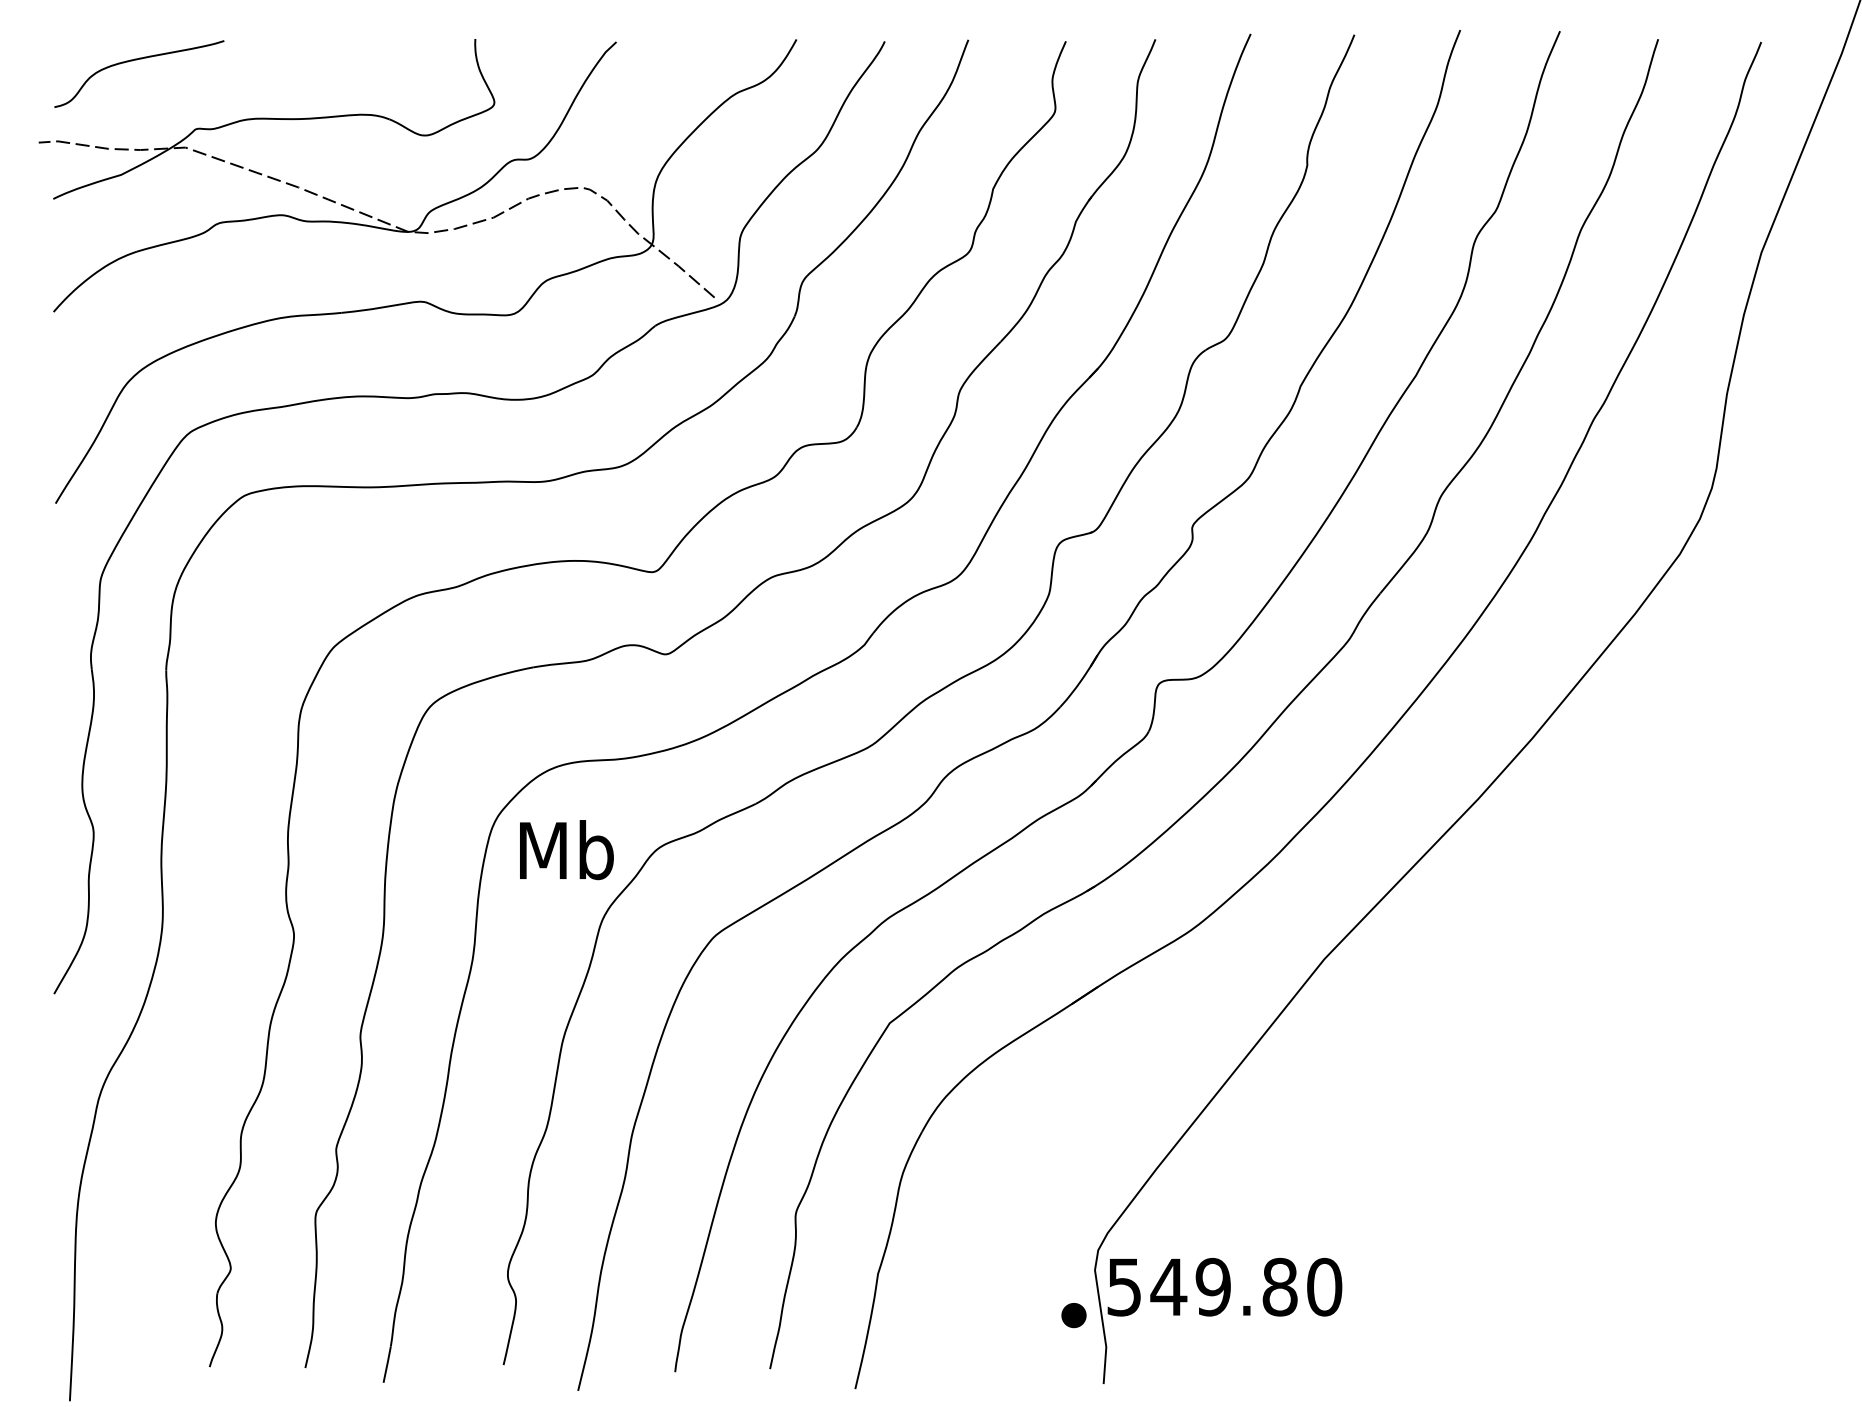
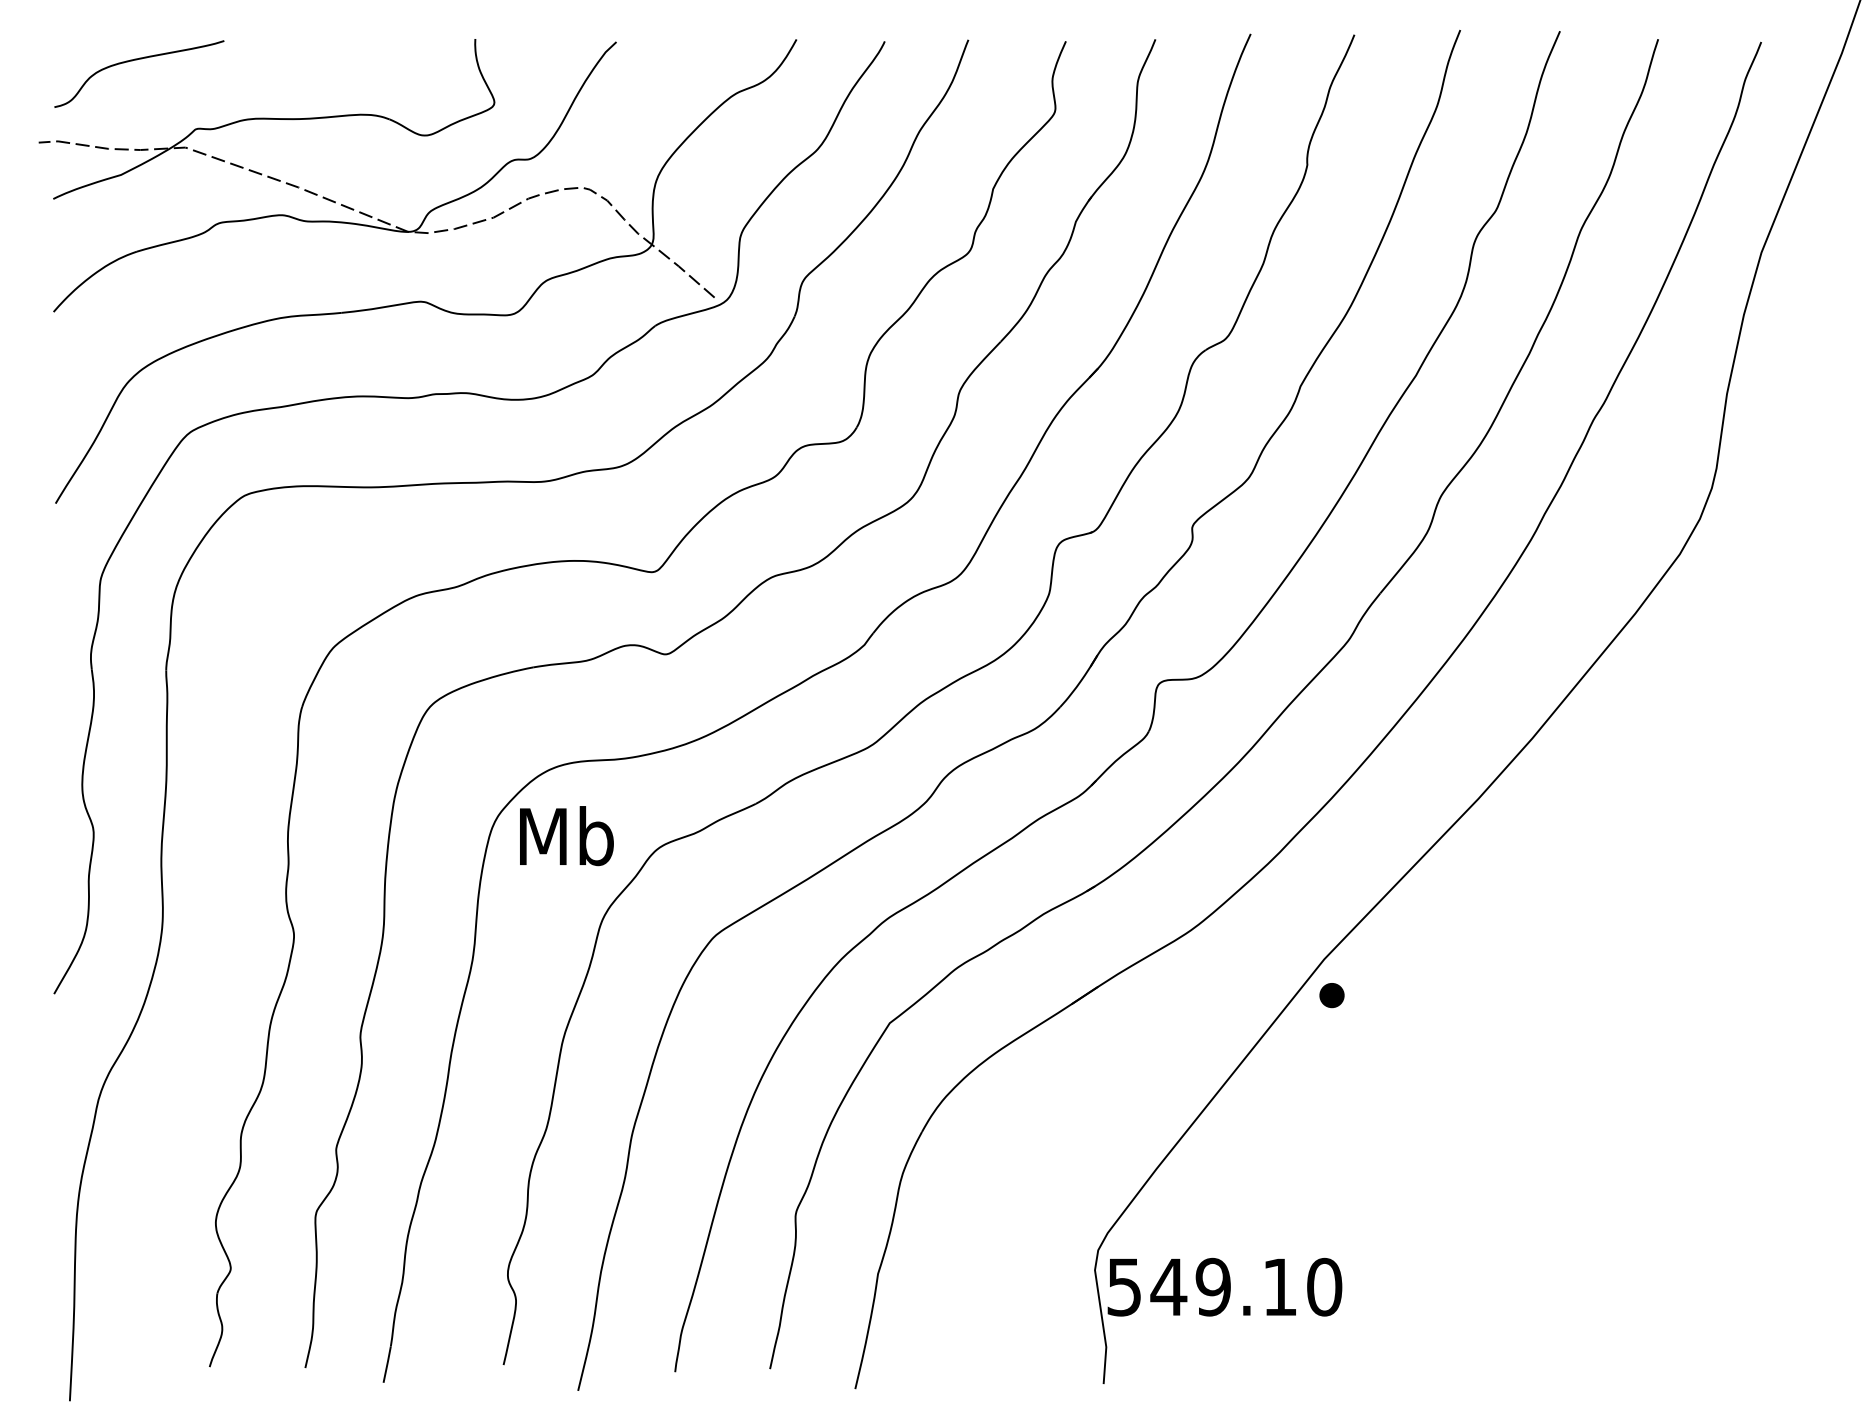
text position: (566, 850) -> (566, 836) (566, 836)
text: 549.80 -> 549.10 (1279, 1286)
part position: (1073, 1315) -> (1331, 995) (1331, 995)
